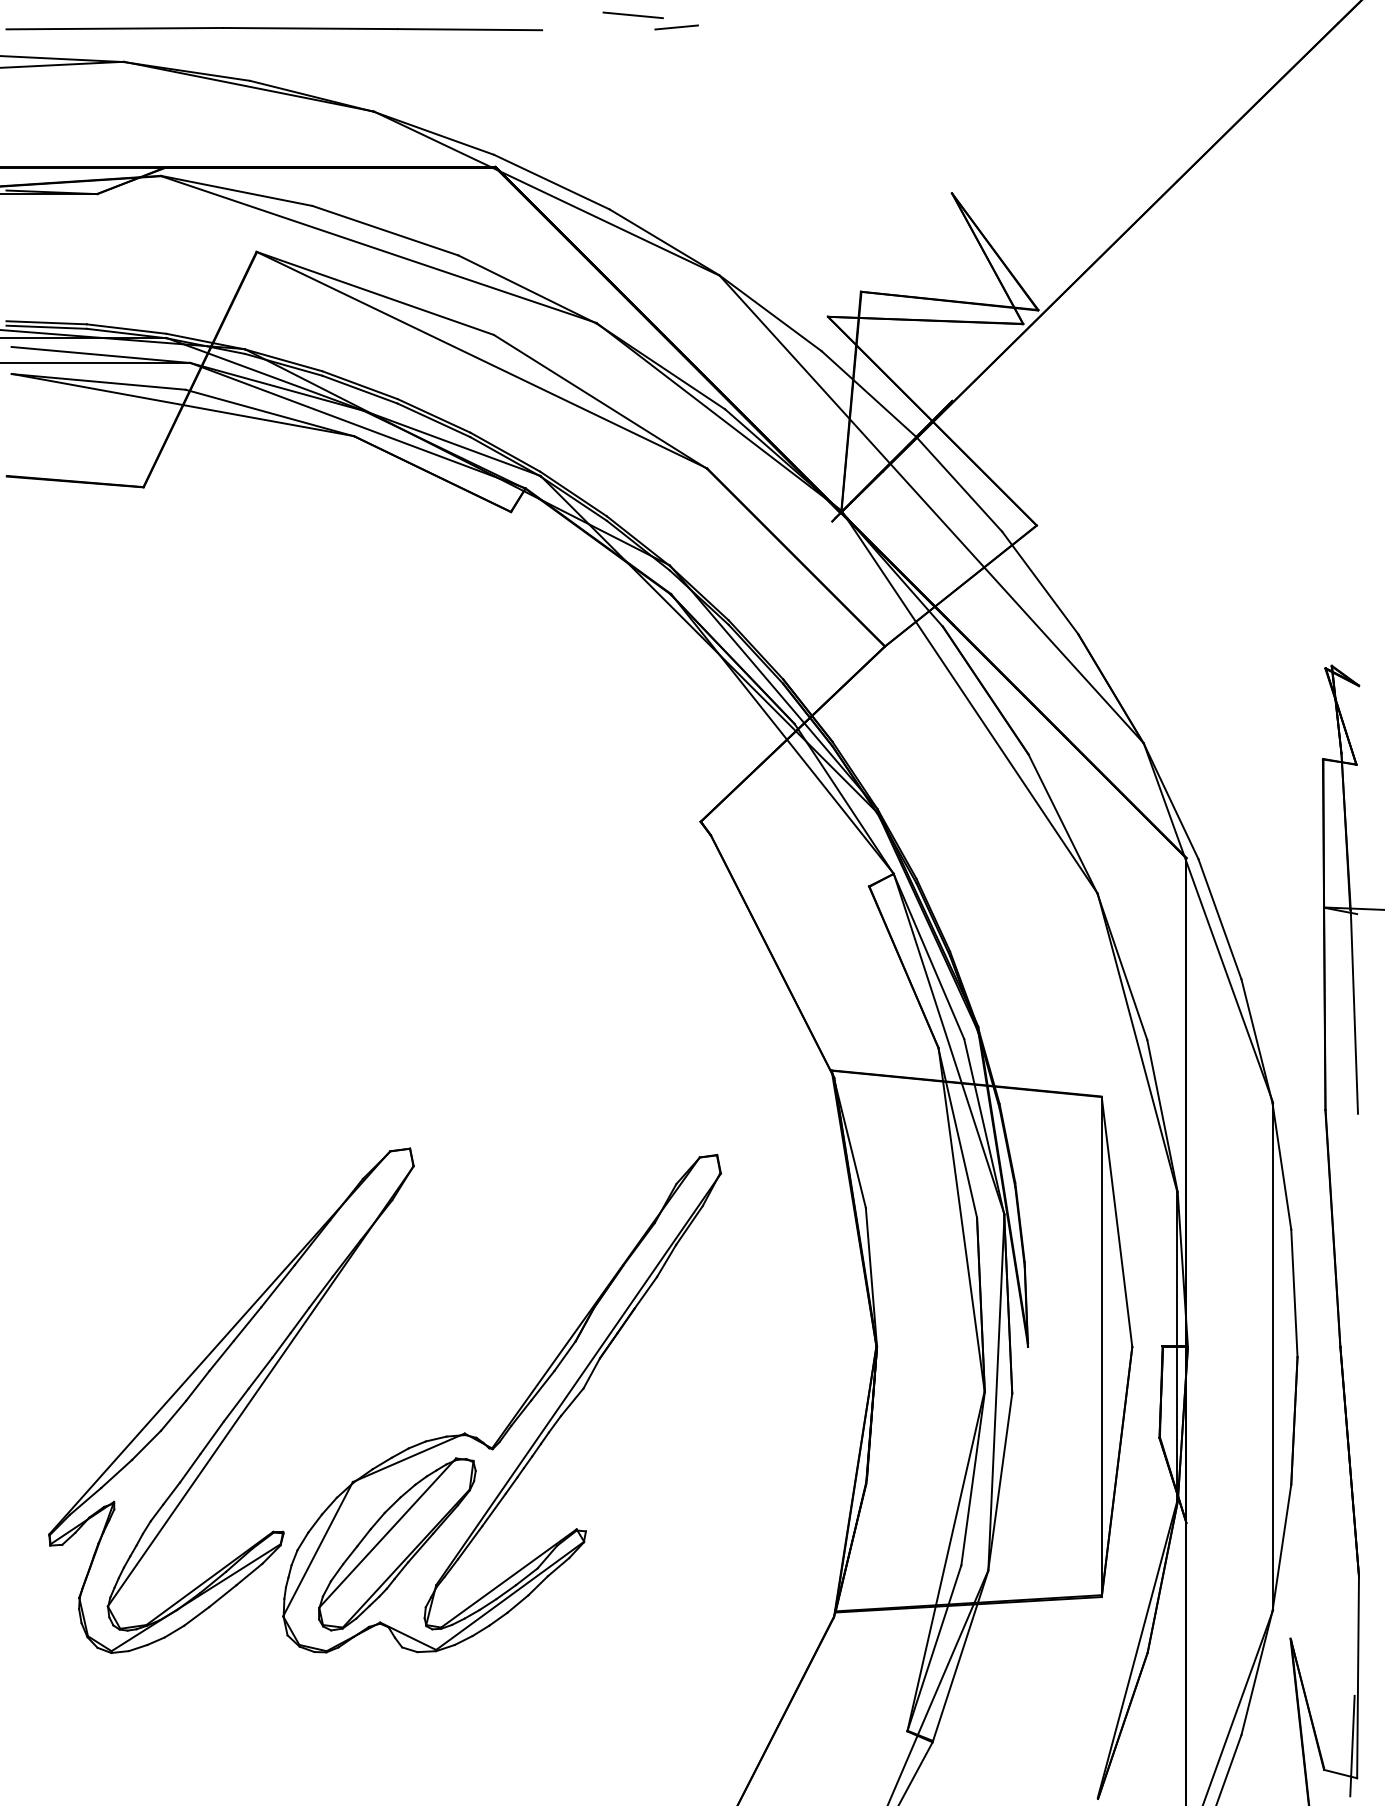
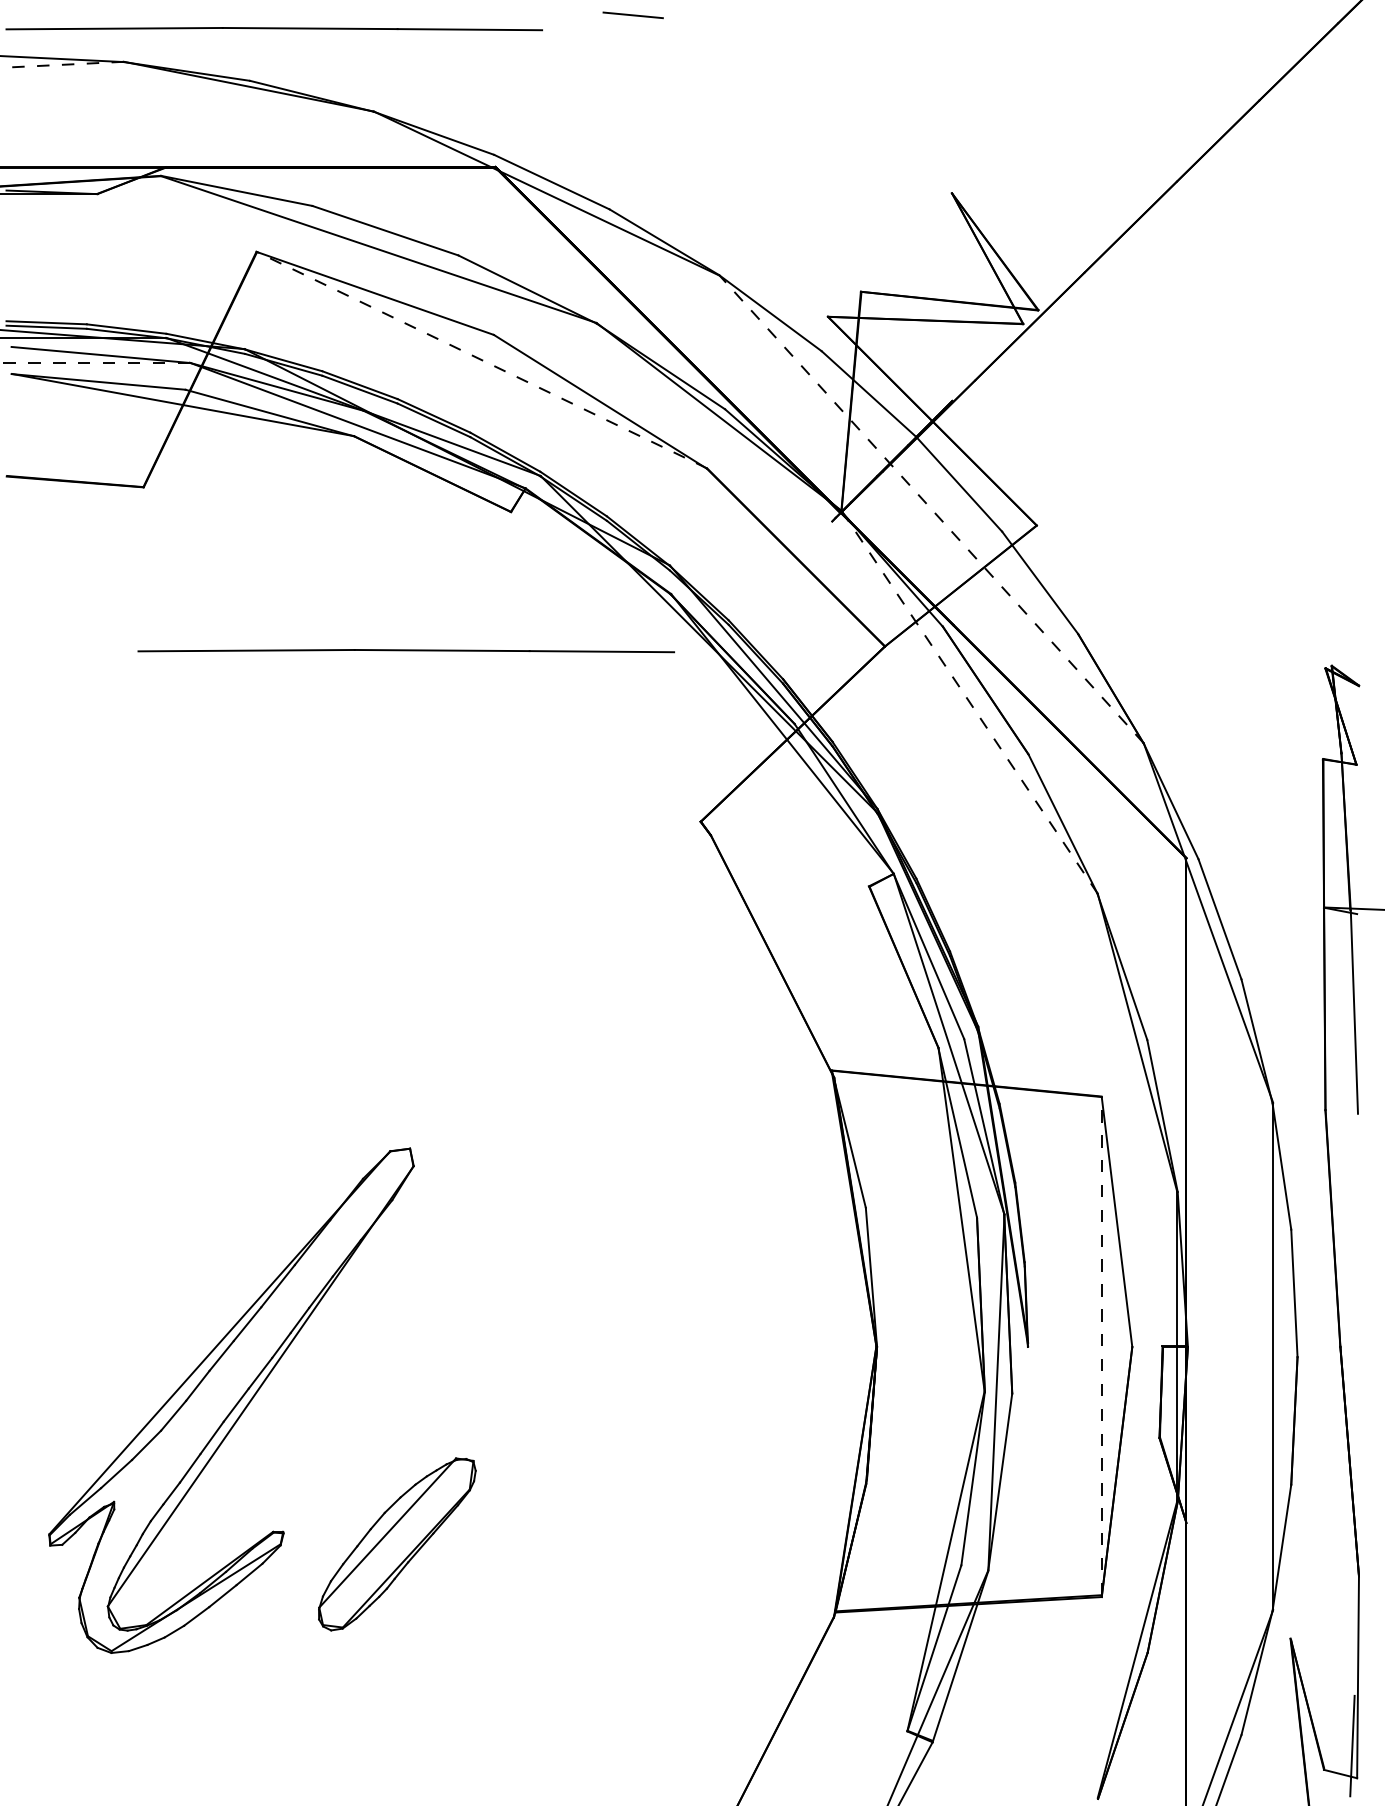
line: present -> none (676, 27)
line: solid -> dashed (62, 64)
line: solid -> dashed (482, 360)
line: solid -> dashed (94, 362)
line: solid -> dashed (931, 509)
part: none -> present (405, 651)
line: solid -> dashed (969, 701)
line: solid -> dashed (1101, 1345)
part: present -> none (515, 1413)
